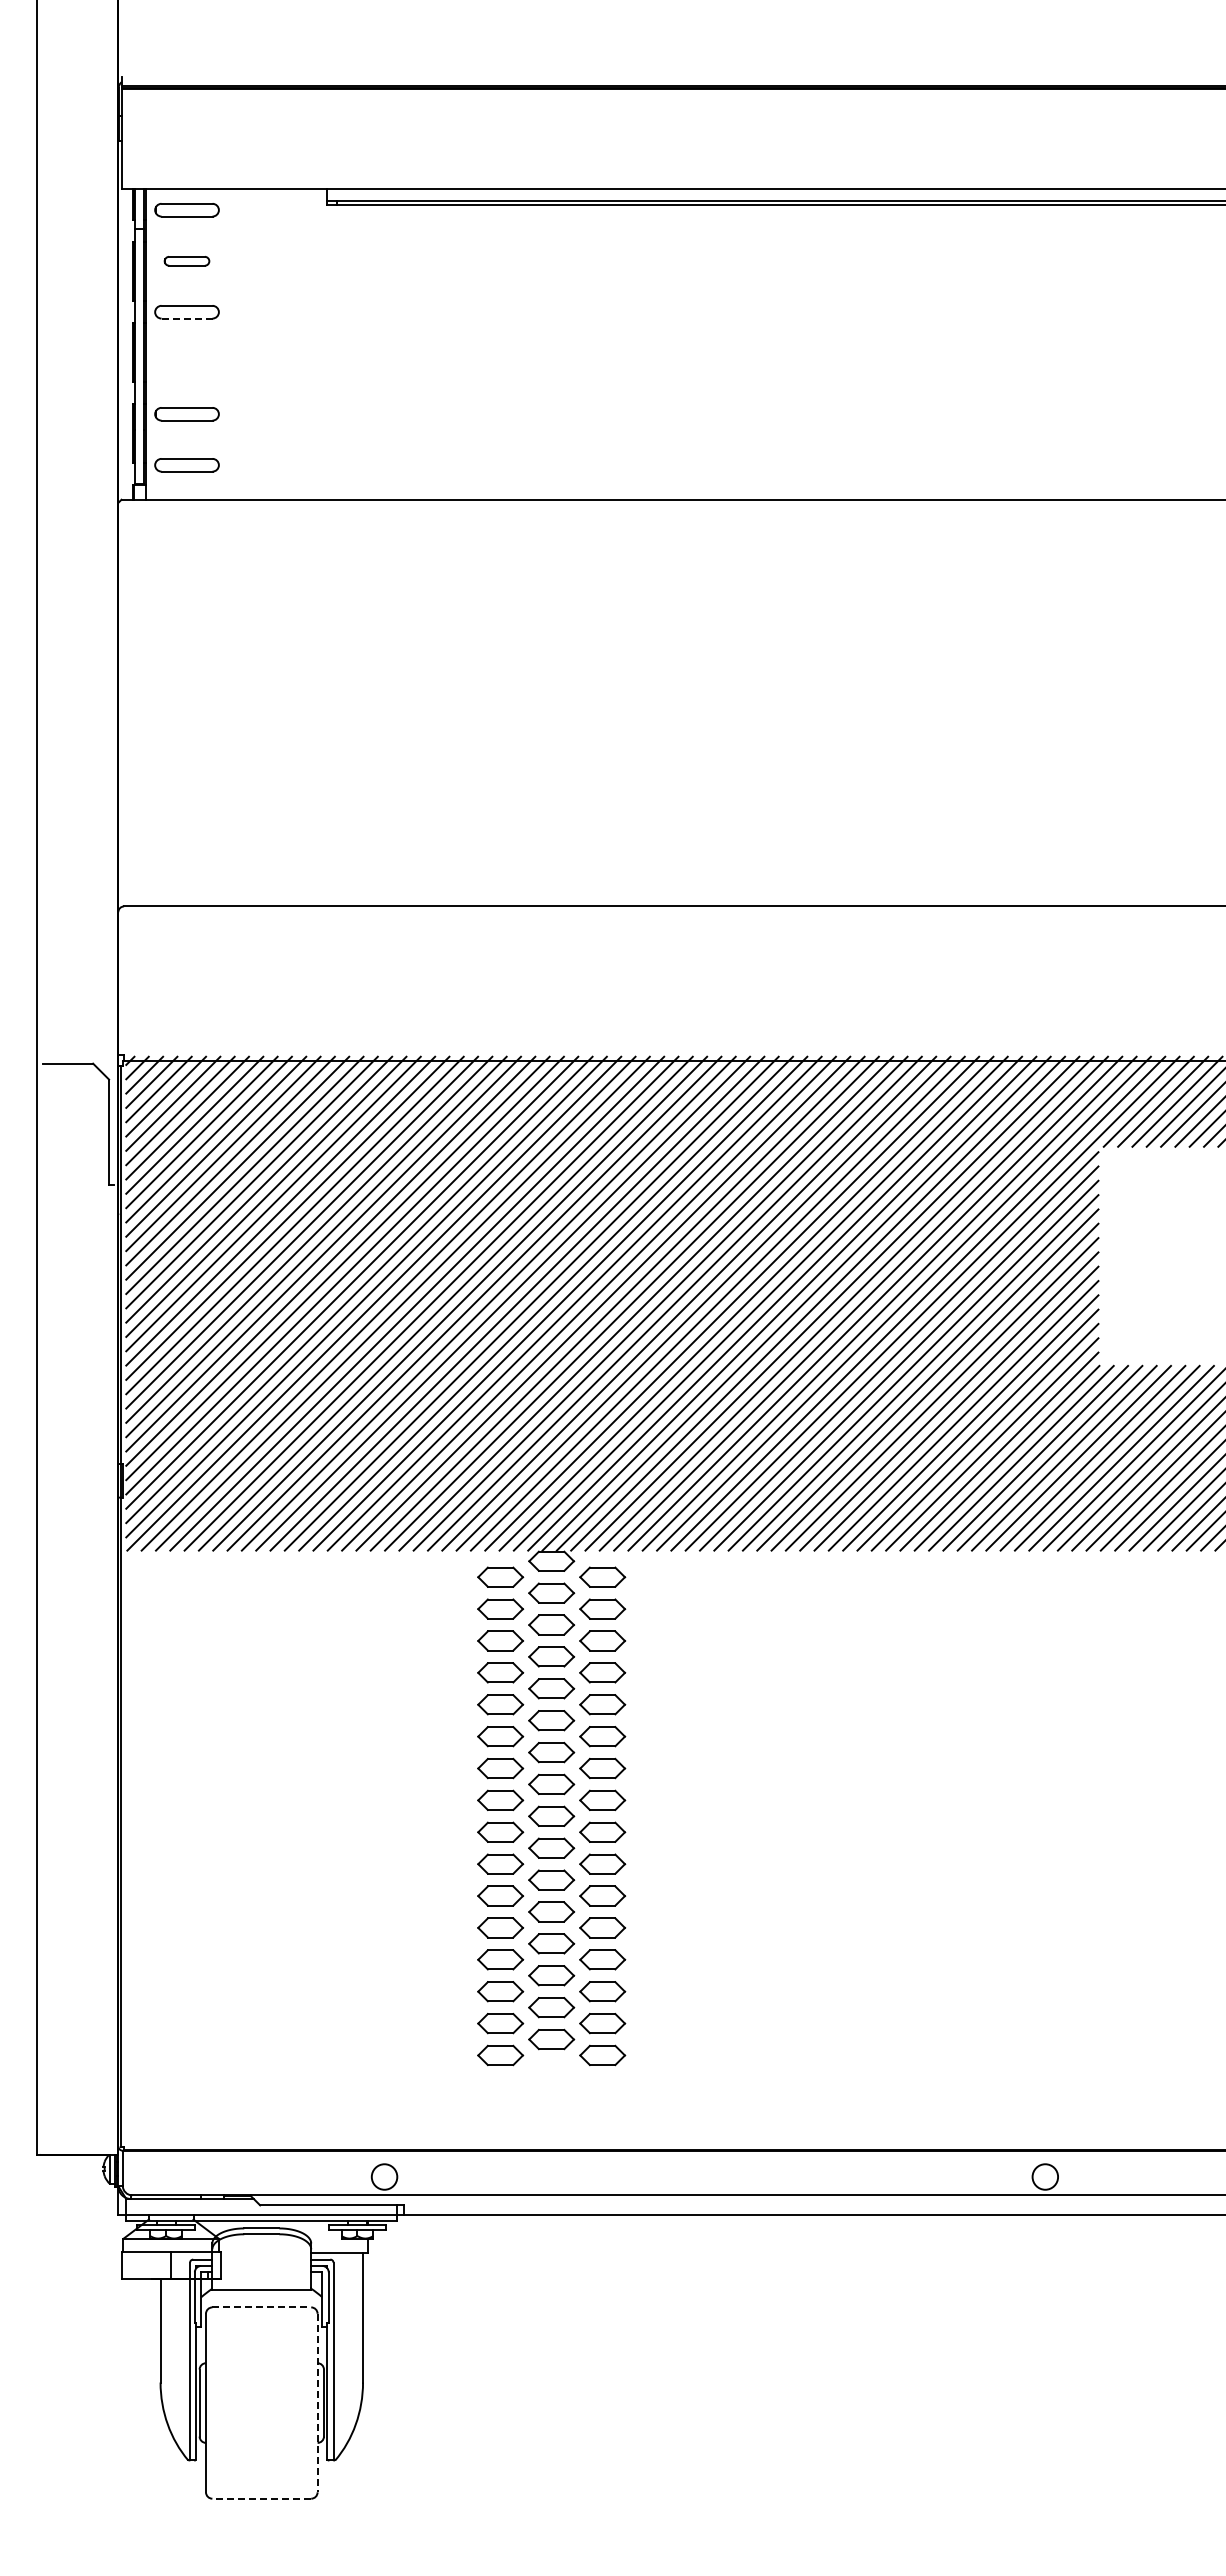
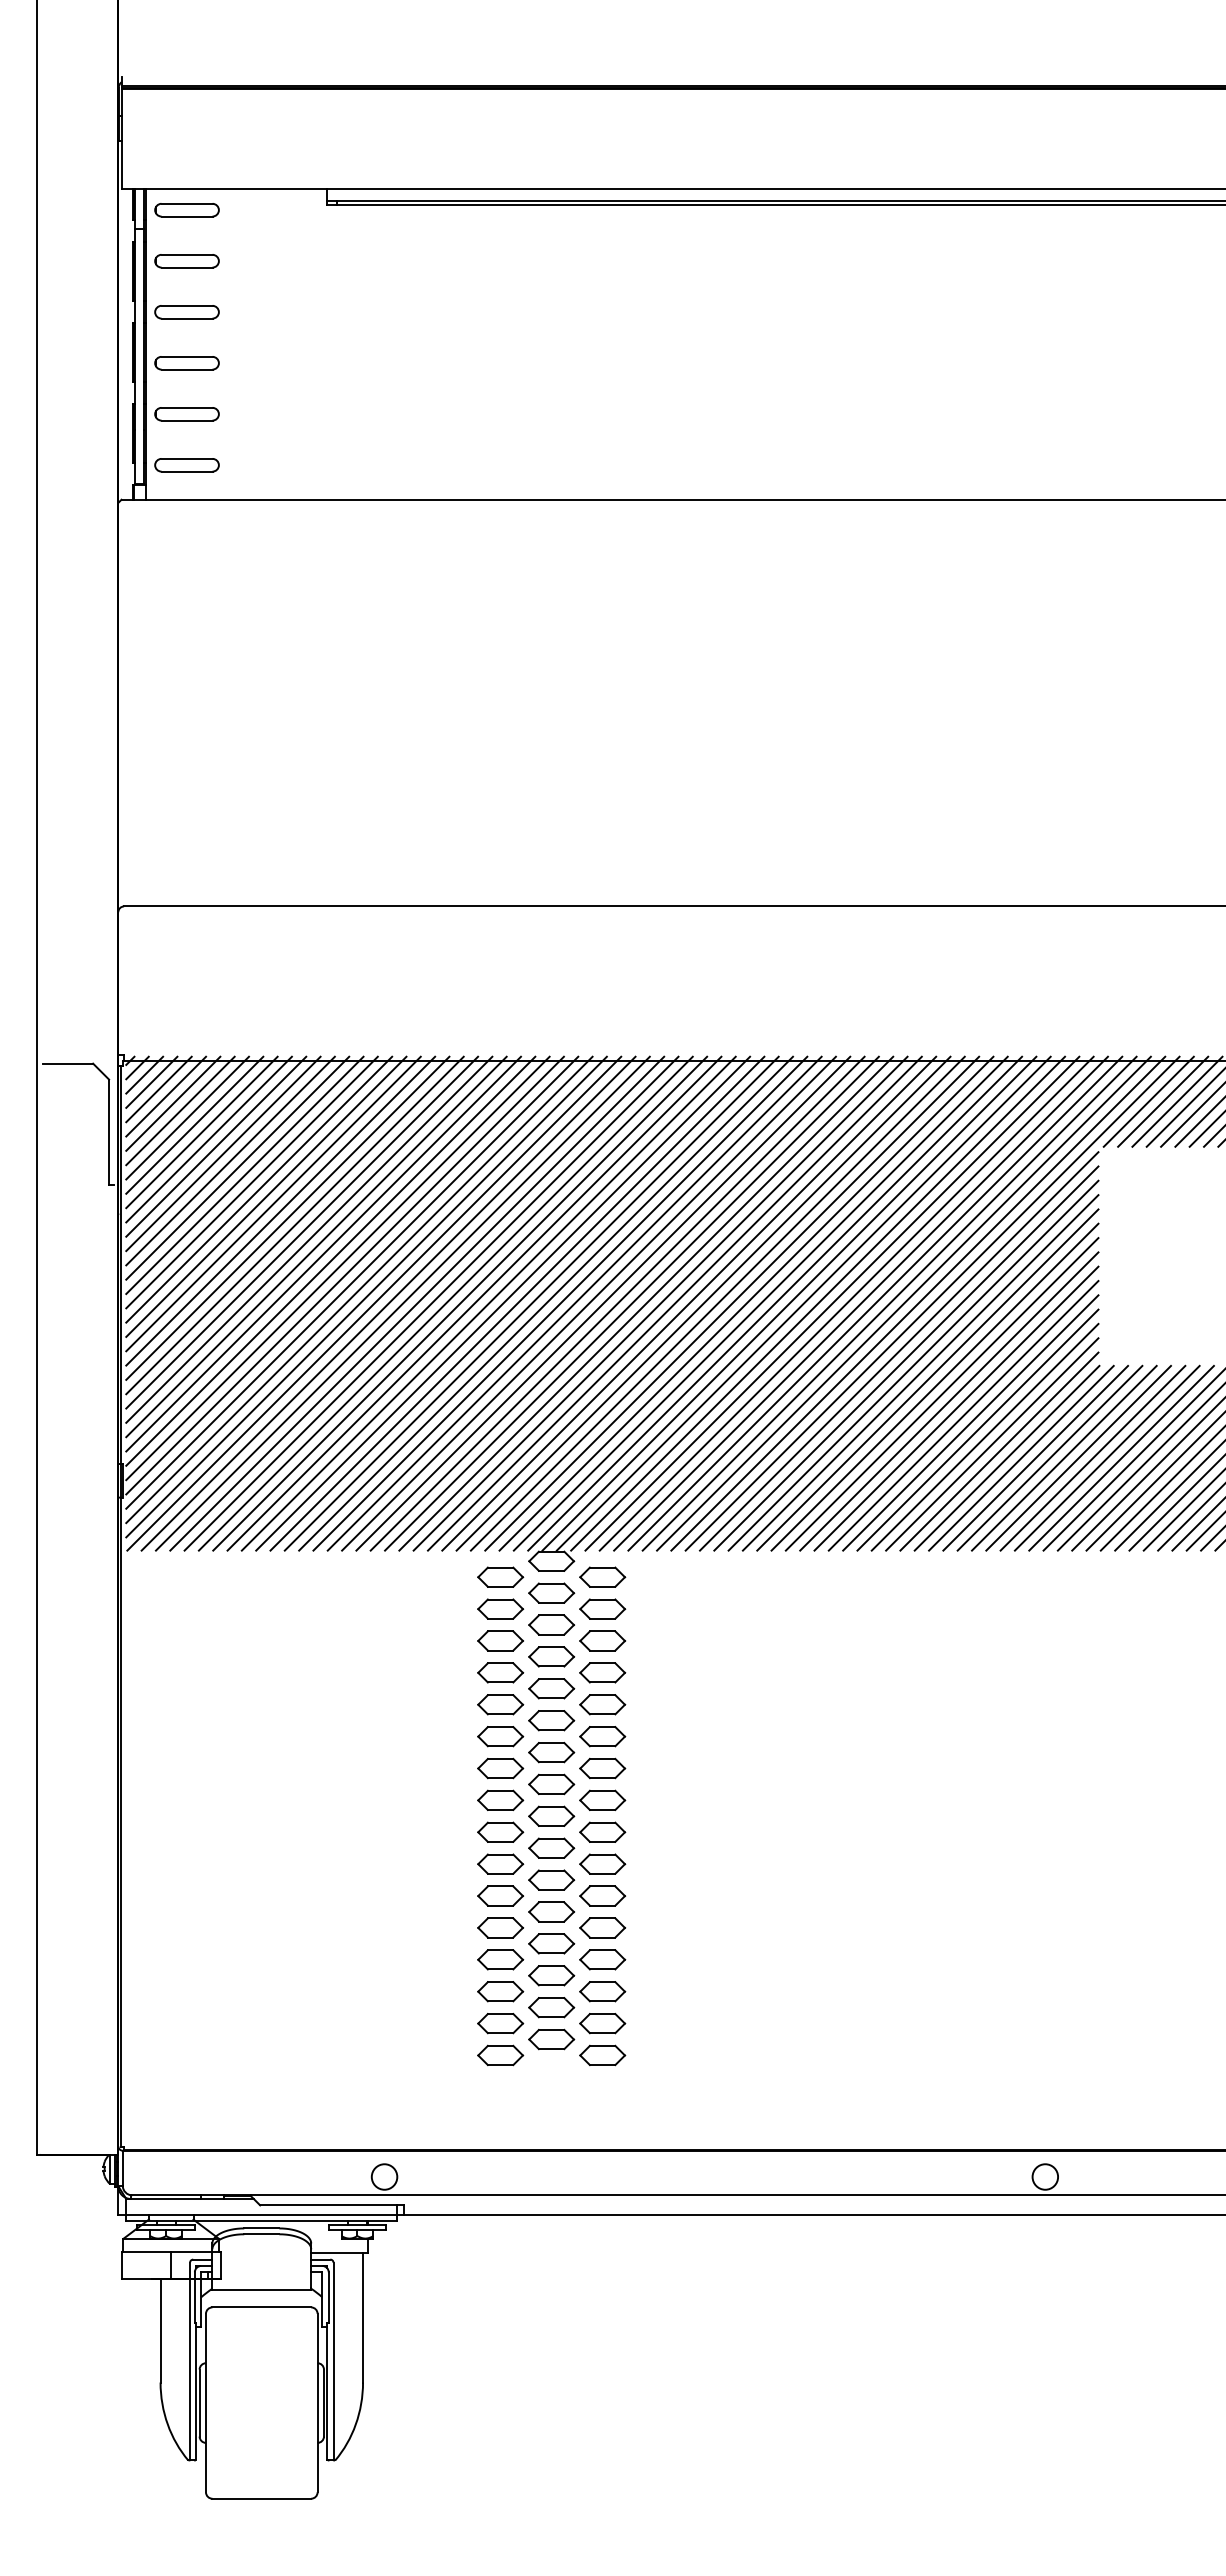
part size: 48x11 px -> 66x15 px (186, 261)
line: dashed -> solid (187, 318)
part: none -> present (186, 363)
line: dashed -> solid (262, 2307)
line: dashed -> solid (317, 2403)
line: dashed -> solid (261, 2498)
